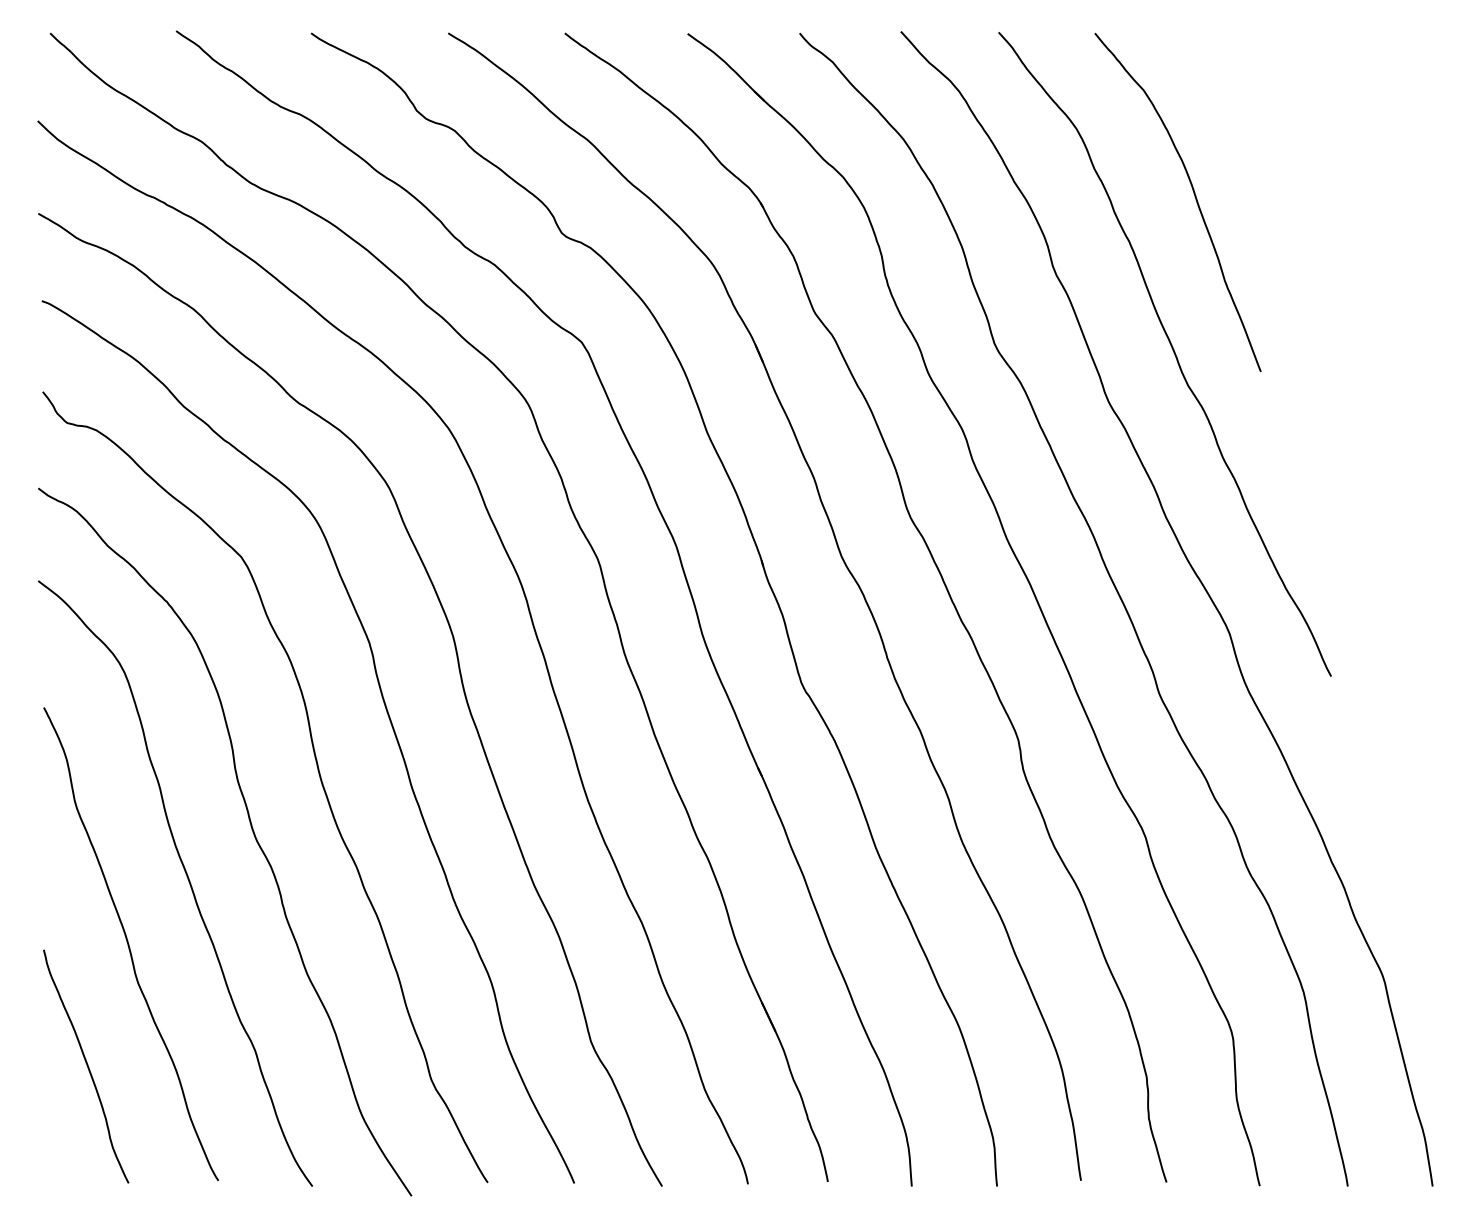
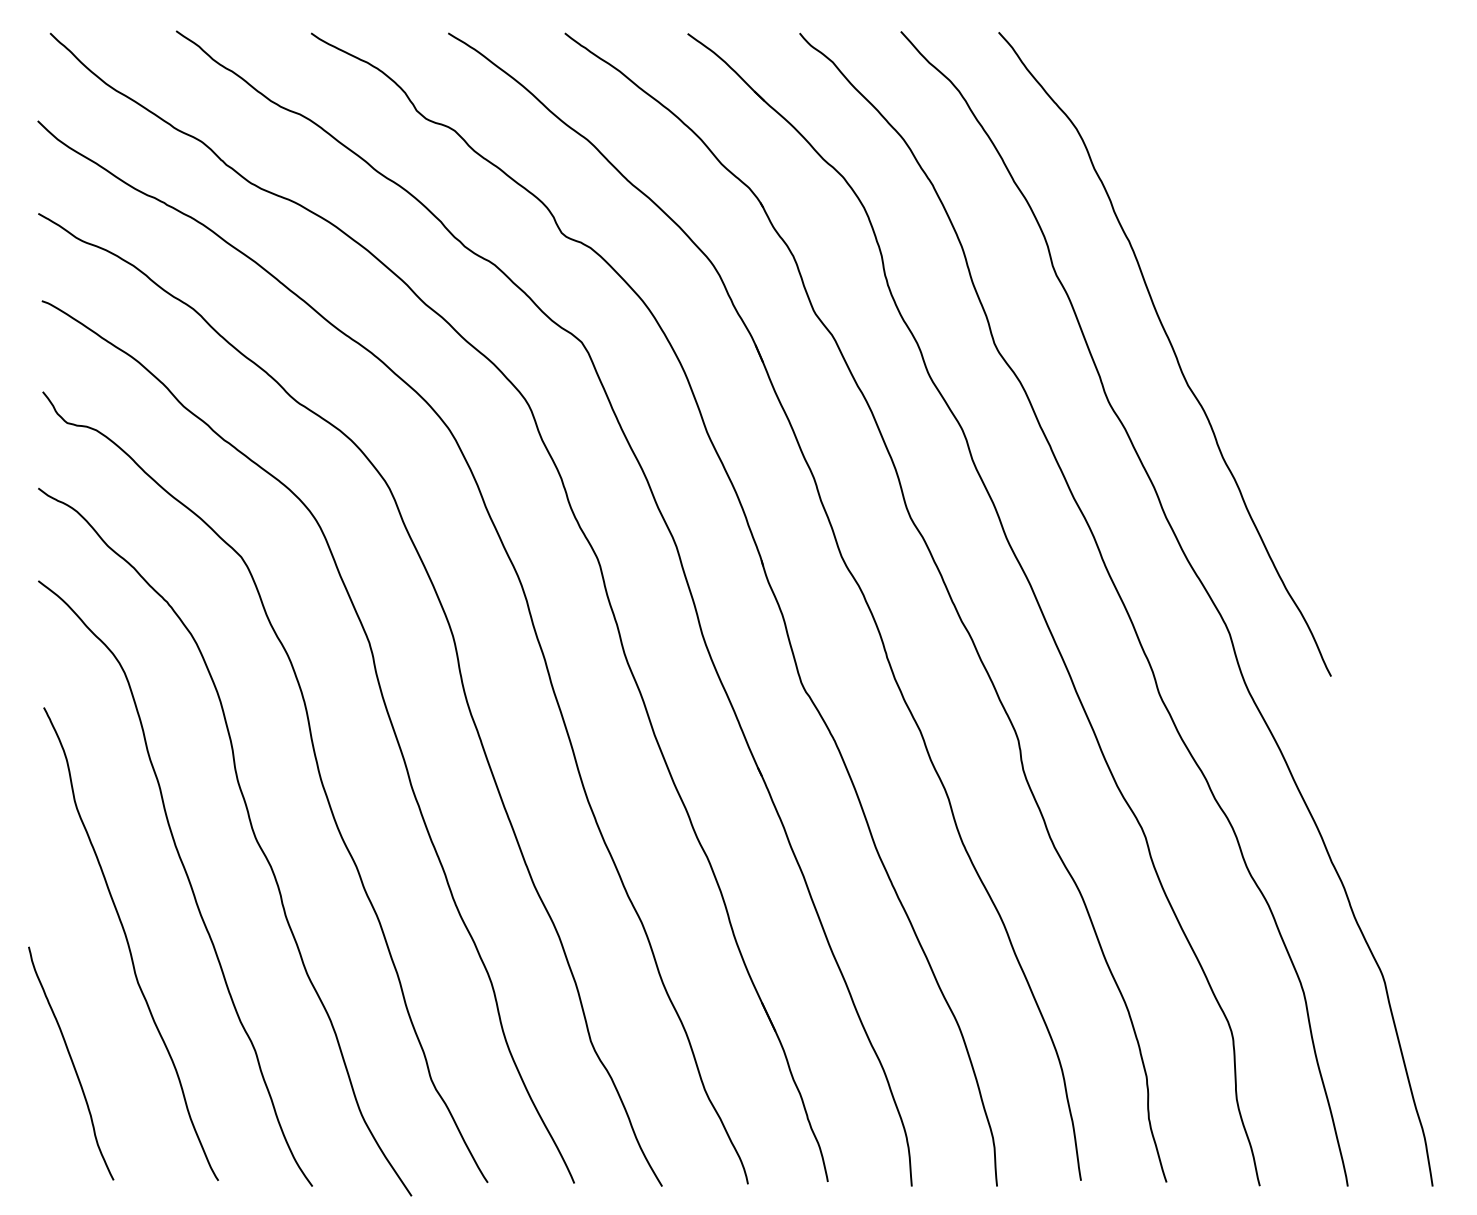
curve: present -> none (1194, 197)
curve position: (86, 1065) -> (71, 1062) (71, 1062)
